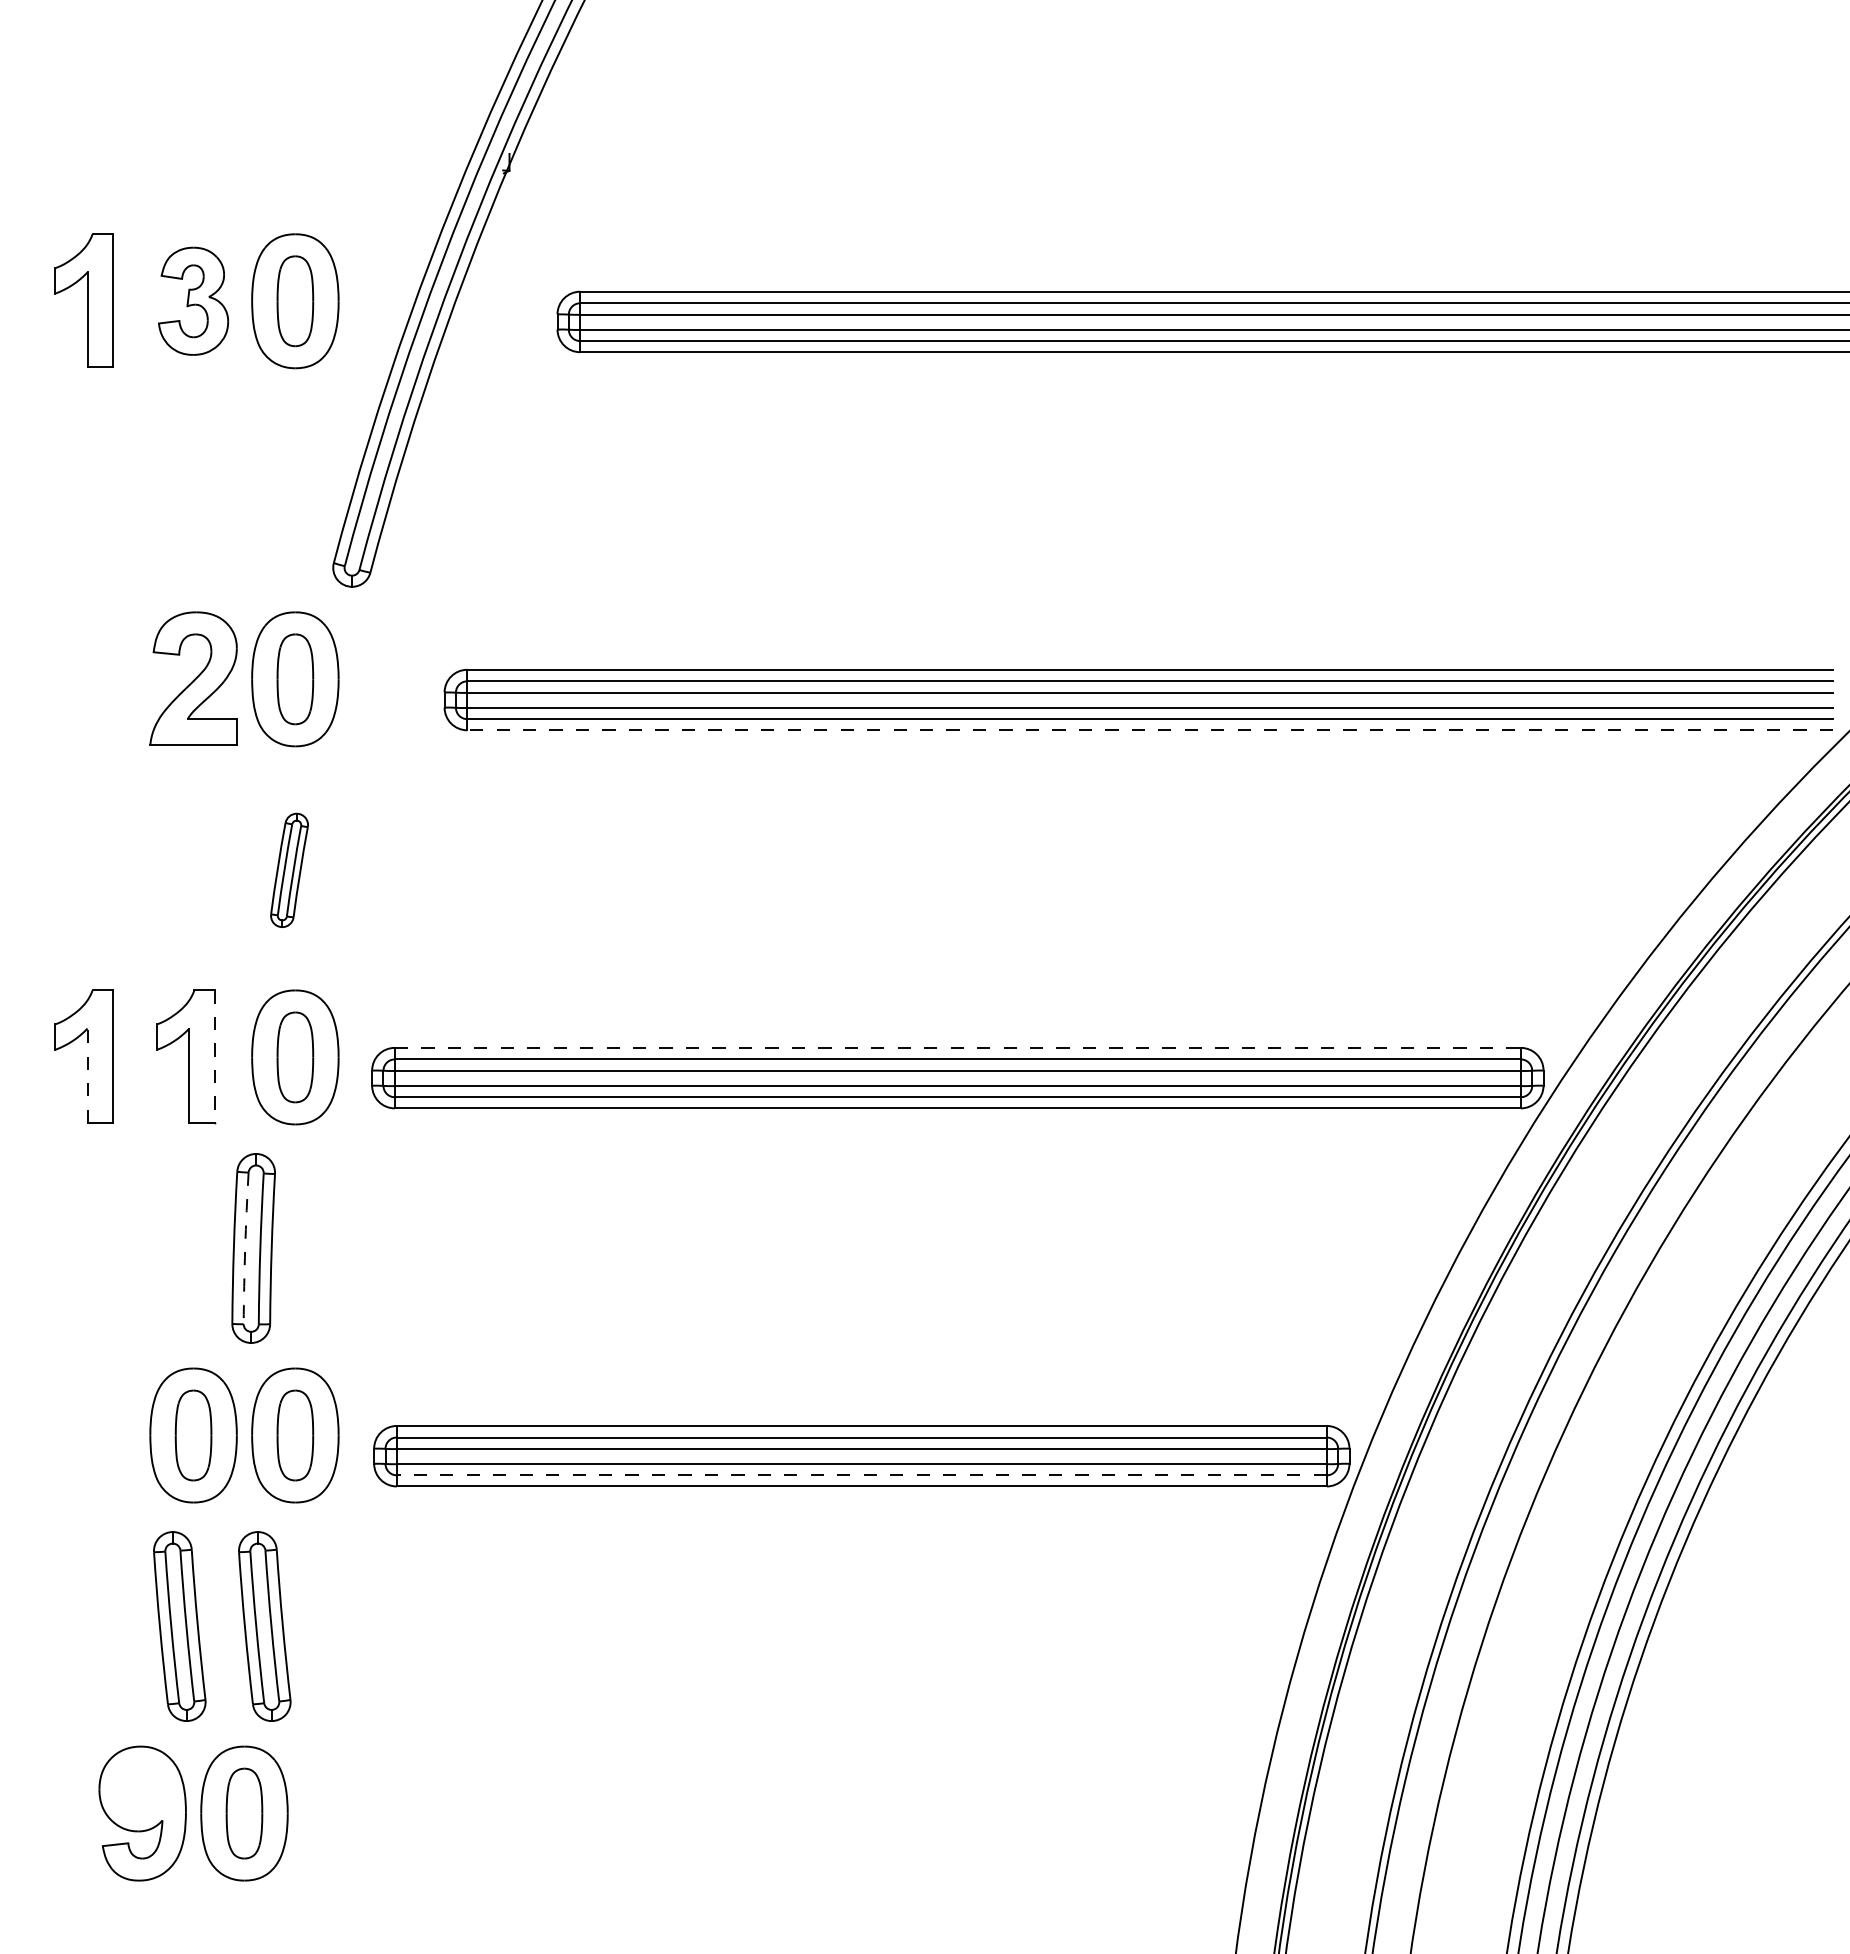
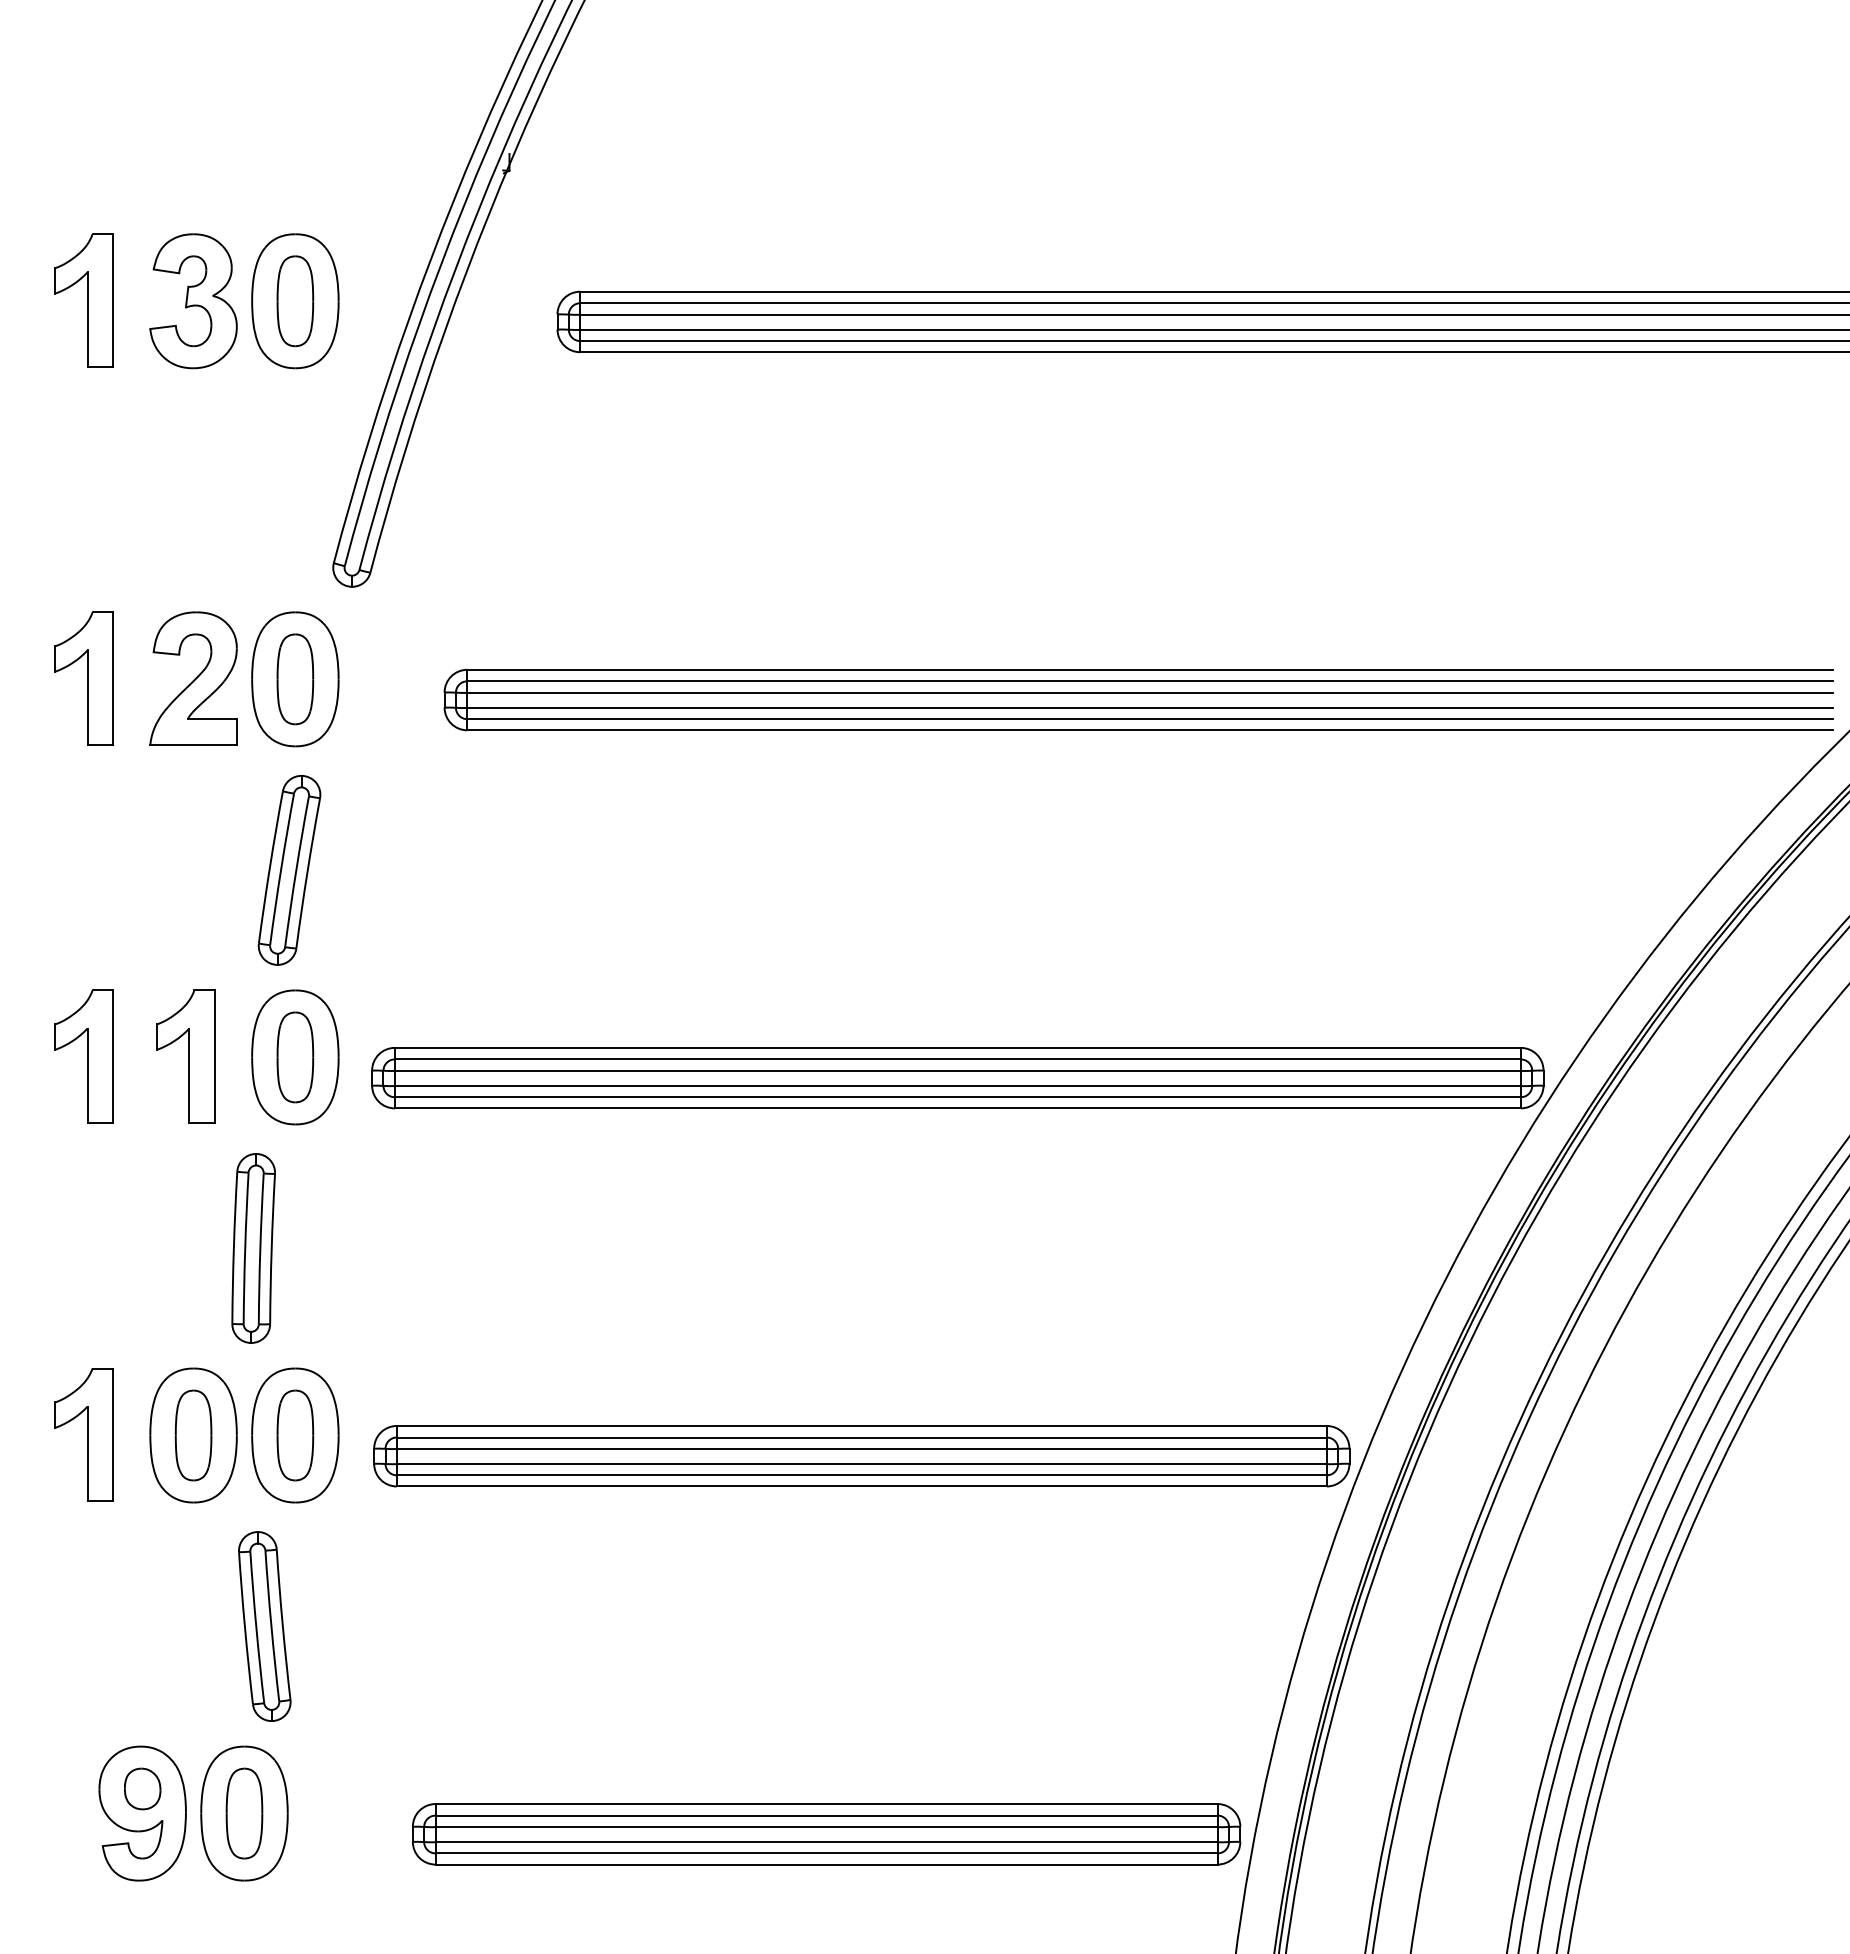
part size: 72x110 px -> 89x137 px (193, 301)
part: none -> present (83, 678)
line: dashed -> solid (1150, 730)
part size: 39x116 px -> 65x191 px (289, 870)
line: dashed -> solid (958, 1047)
line: dashed -> solid (214, 1057)
line: dashed -> solid (87, 1075)
arc: dashed -> solid (245, 1248)
part: none -> present (83, 1434)
line: dashed -> solid (861, 1475)
part: present -> none (179, 1626)
part: none -> present (142, 1788)
part: none -> present (826, 1834)
